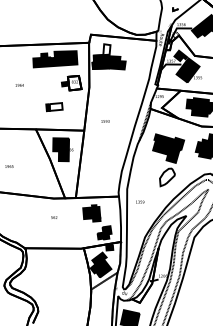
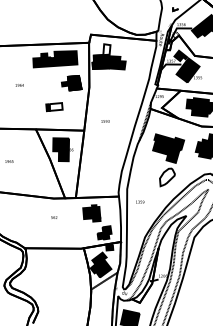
fill: none -> present (74, 82)
text position: (9, 166) -> (9, 161) (9, 161)
